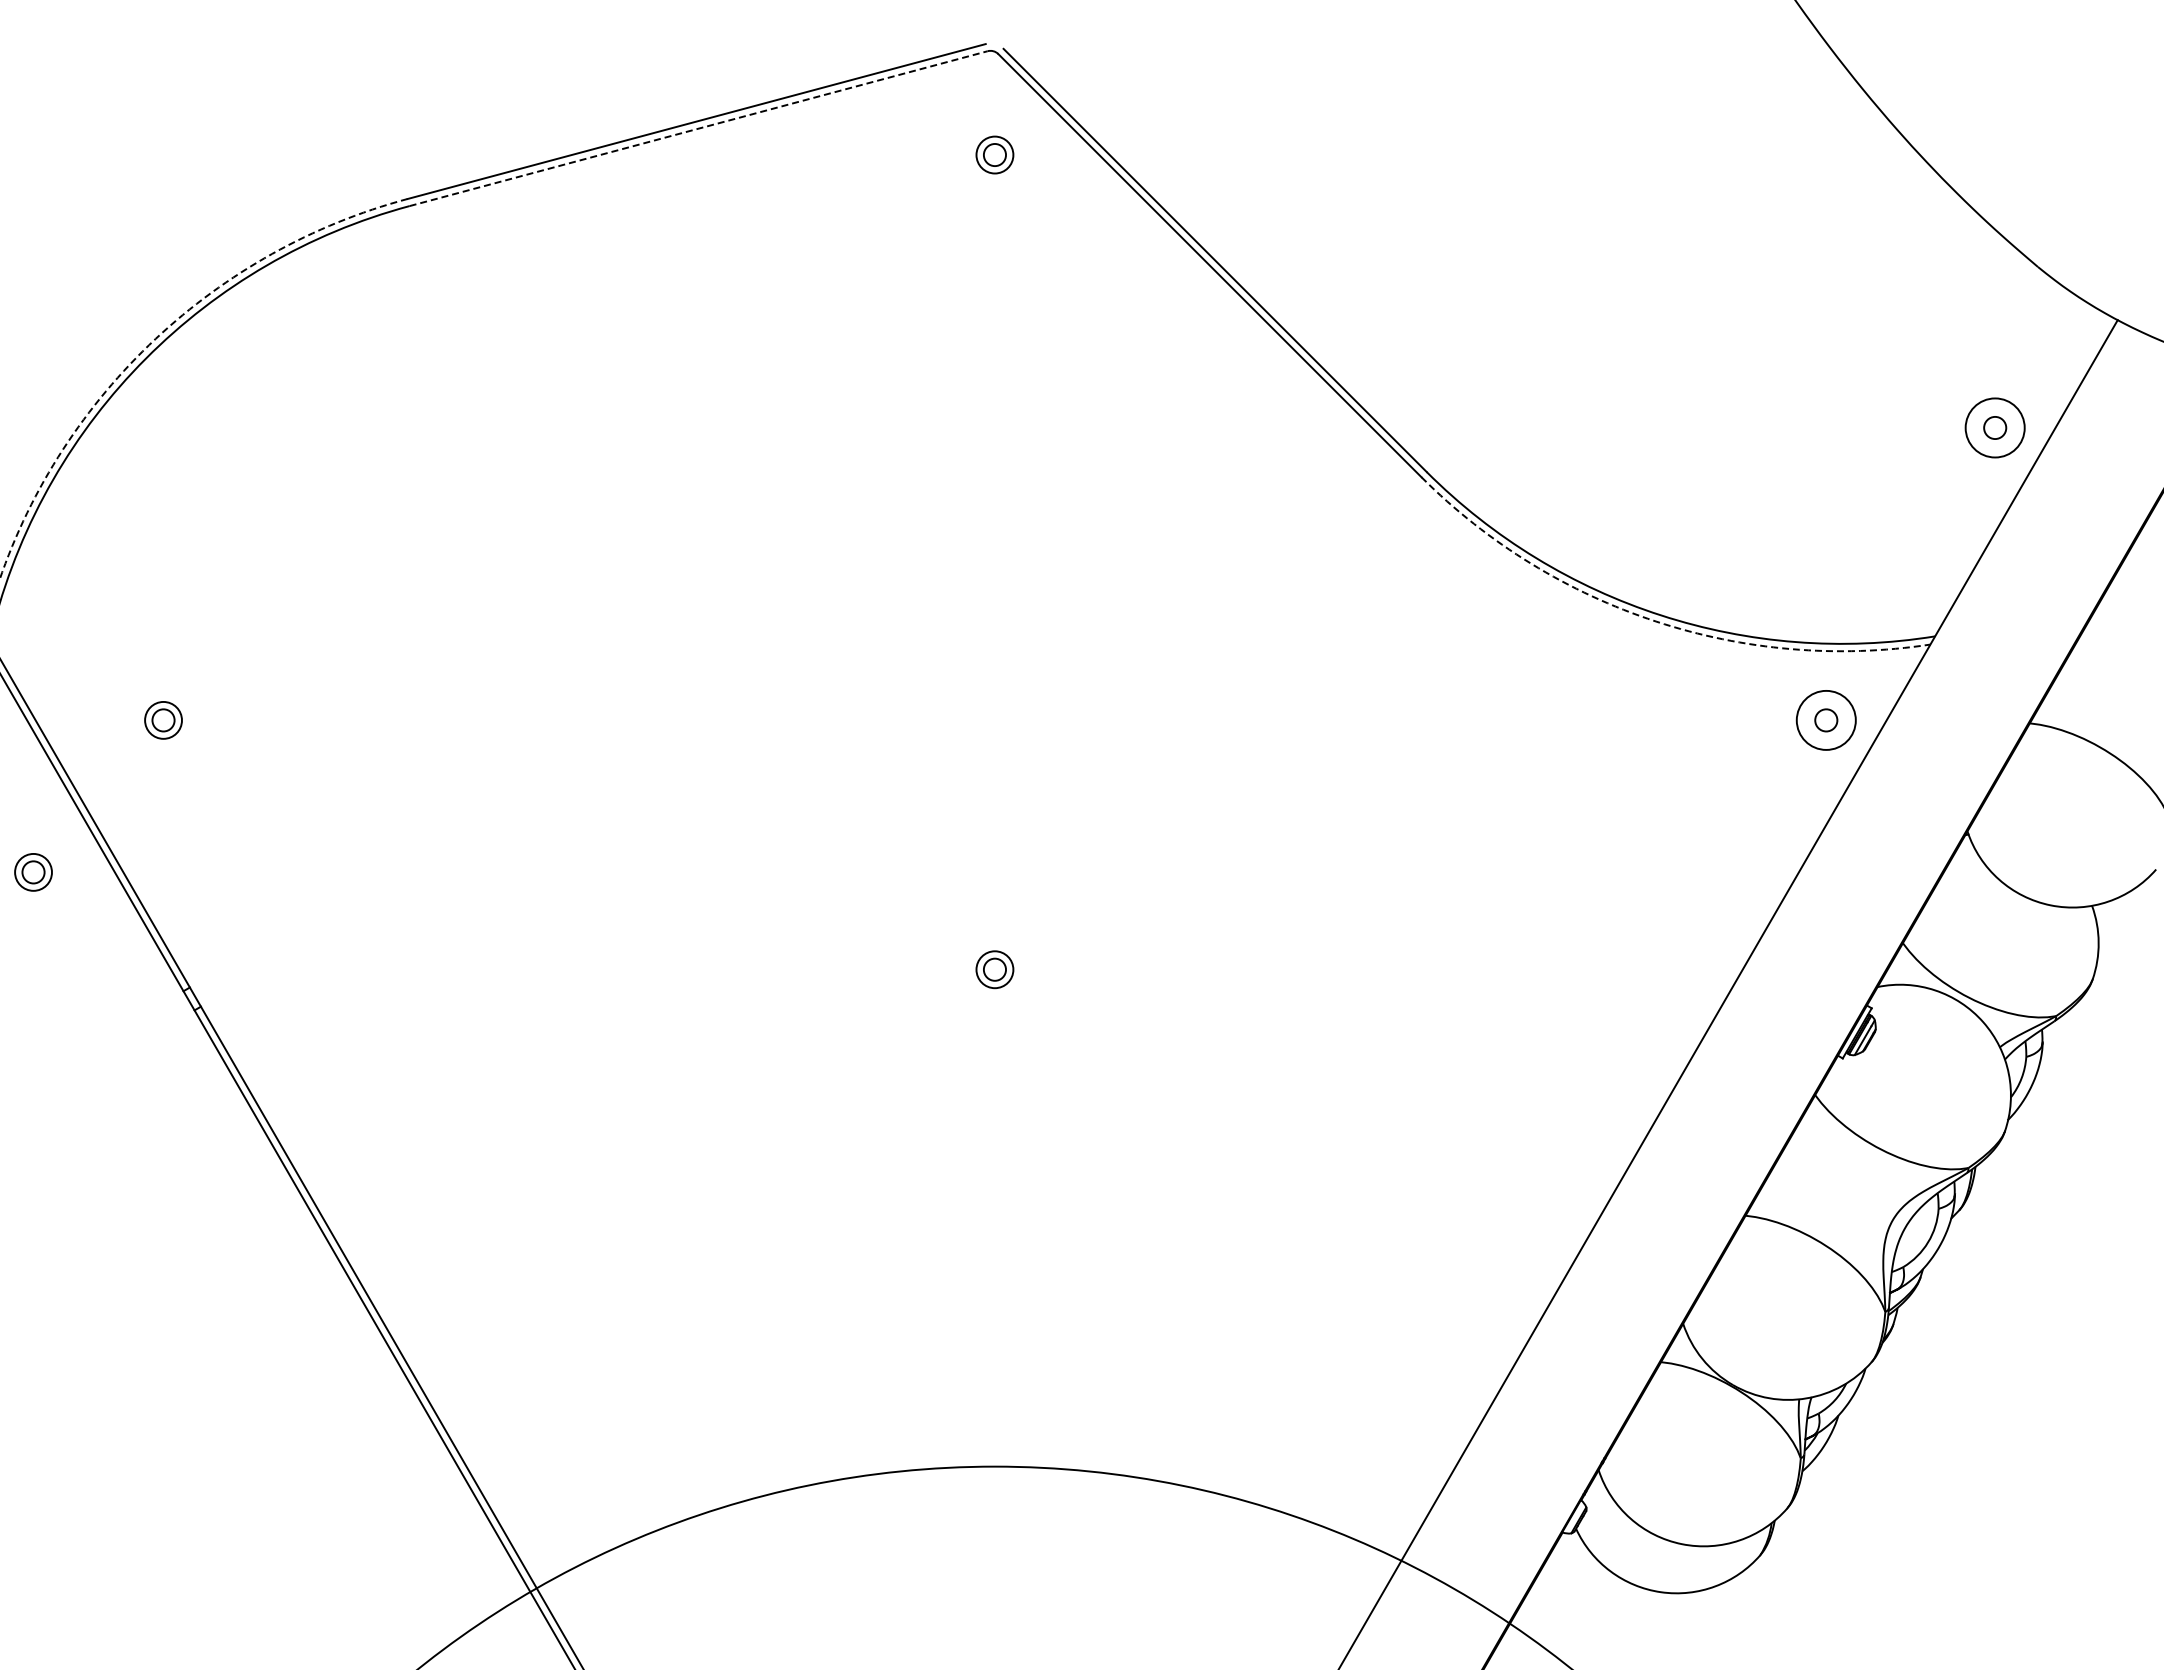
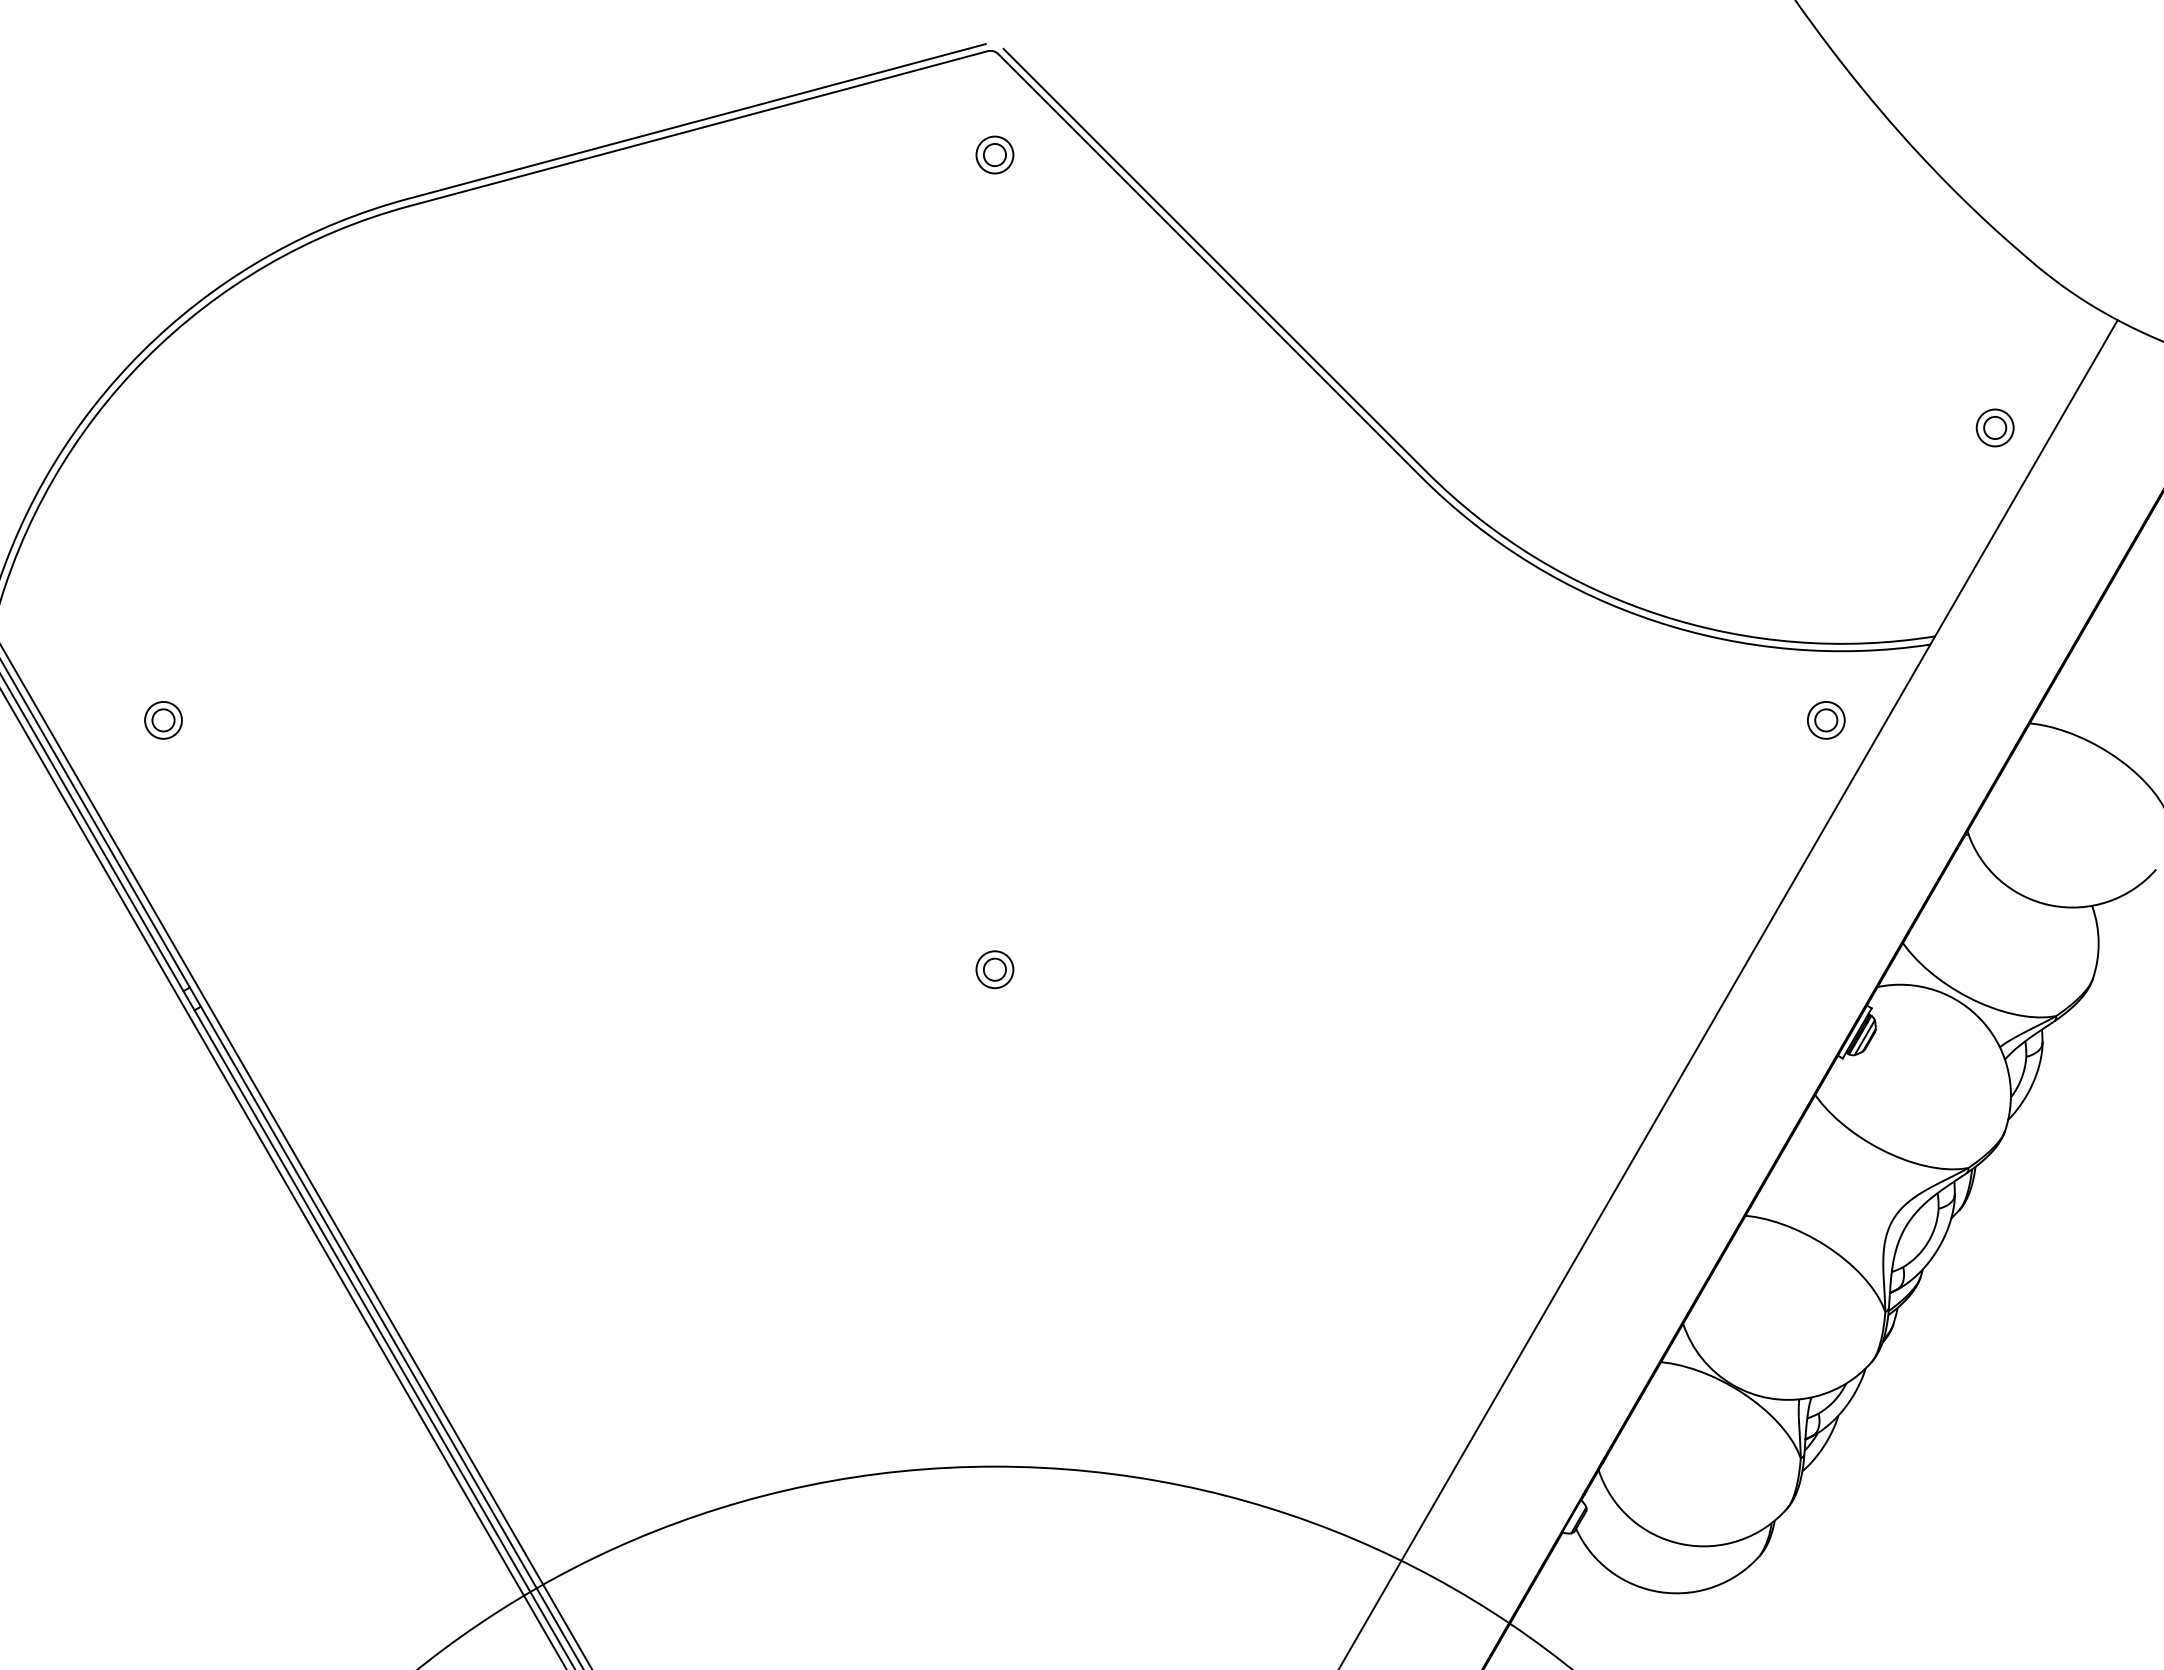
line: dashed -> solid (699, 128)
arc: dashed -> solid (156, 338)
circle diameter: 59 px -> 37 px (1994, 427)
arc: dashed -> solid (1656, 621)
circle diameter: 59 px -> 37 px (1825, 719)
part: present -> none (33, 872)
line: none -> present (296, 1156)
line: none -> present (283, 1179)
